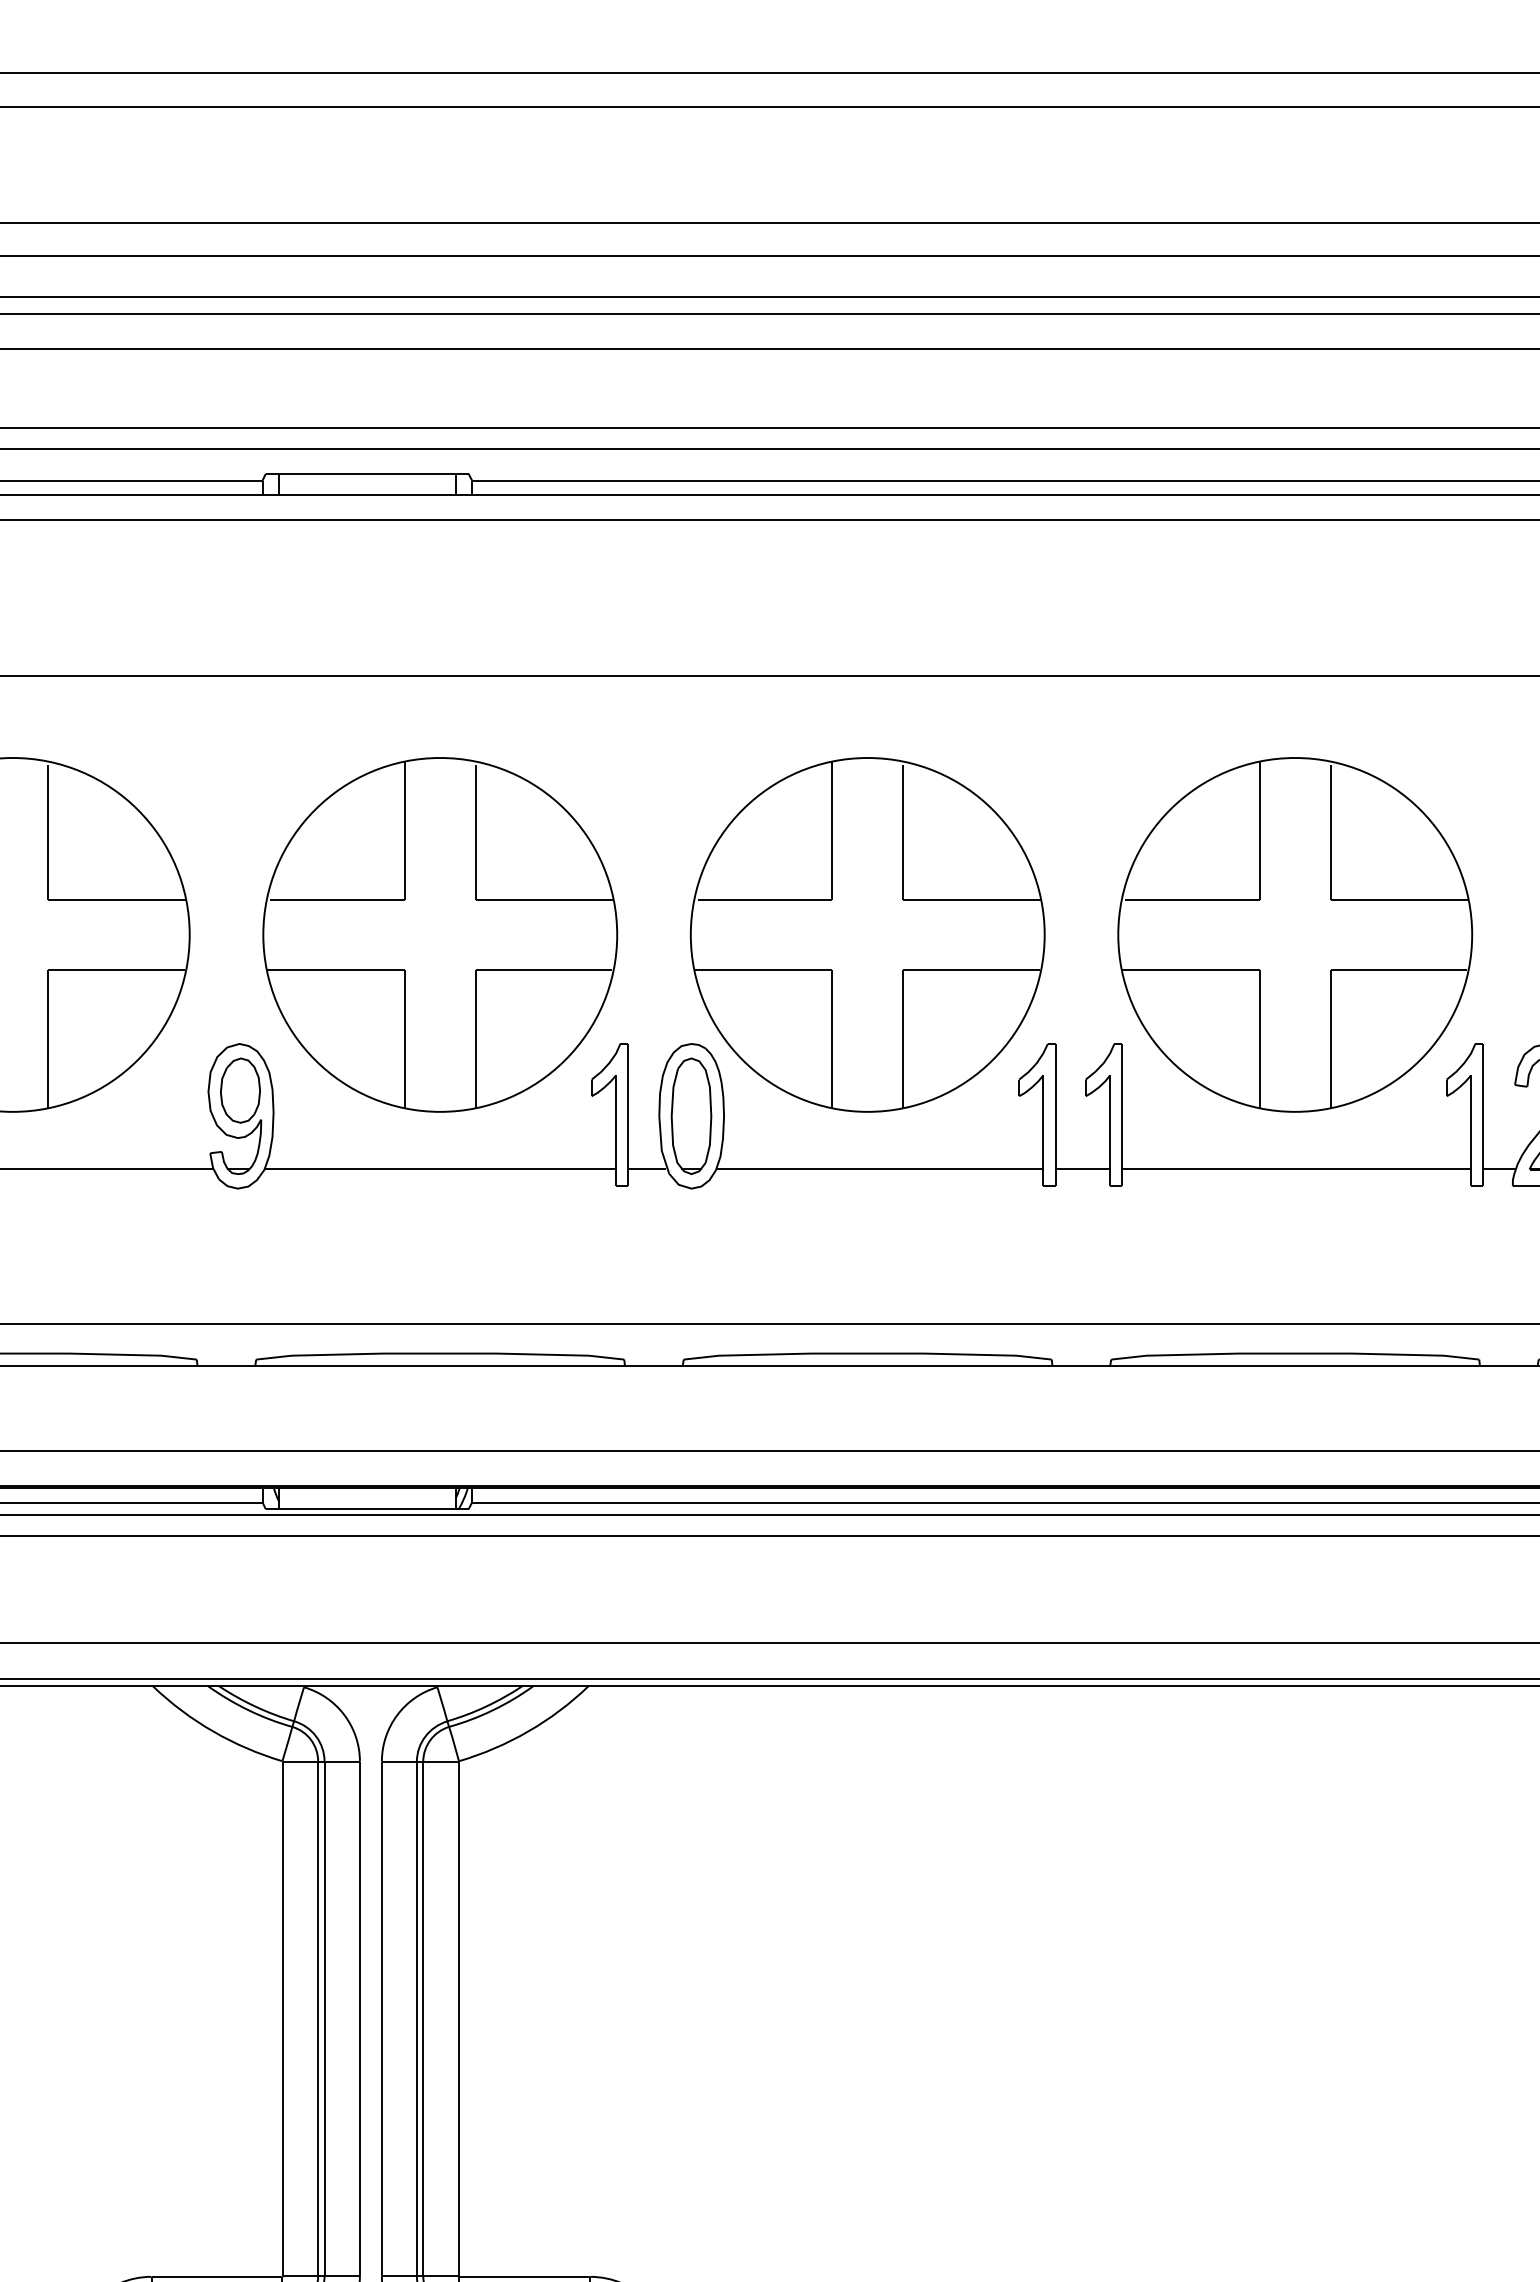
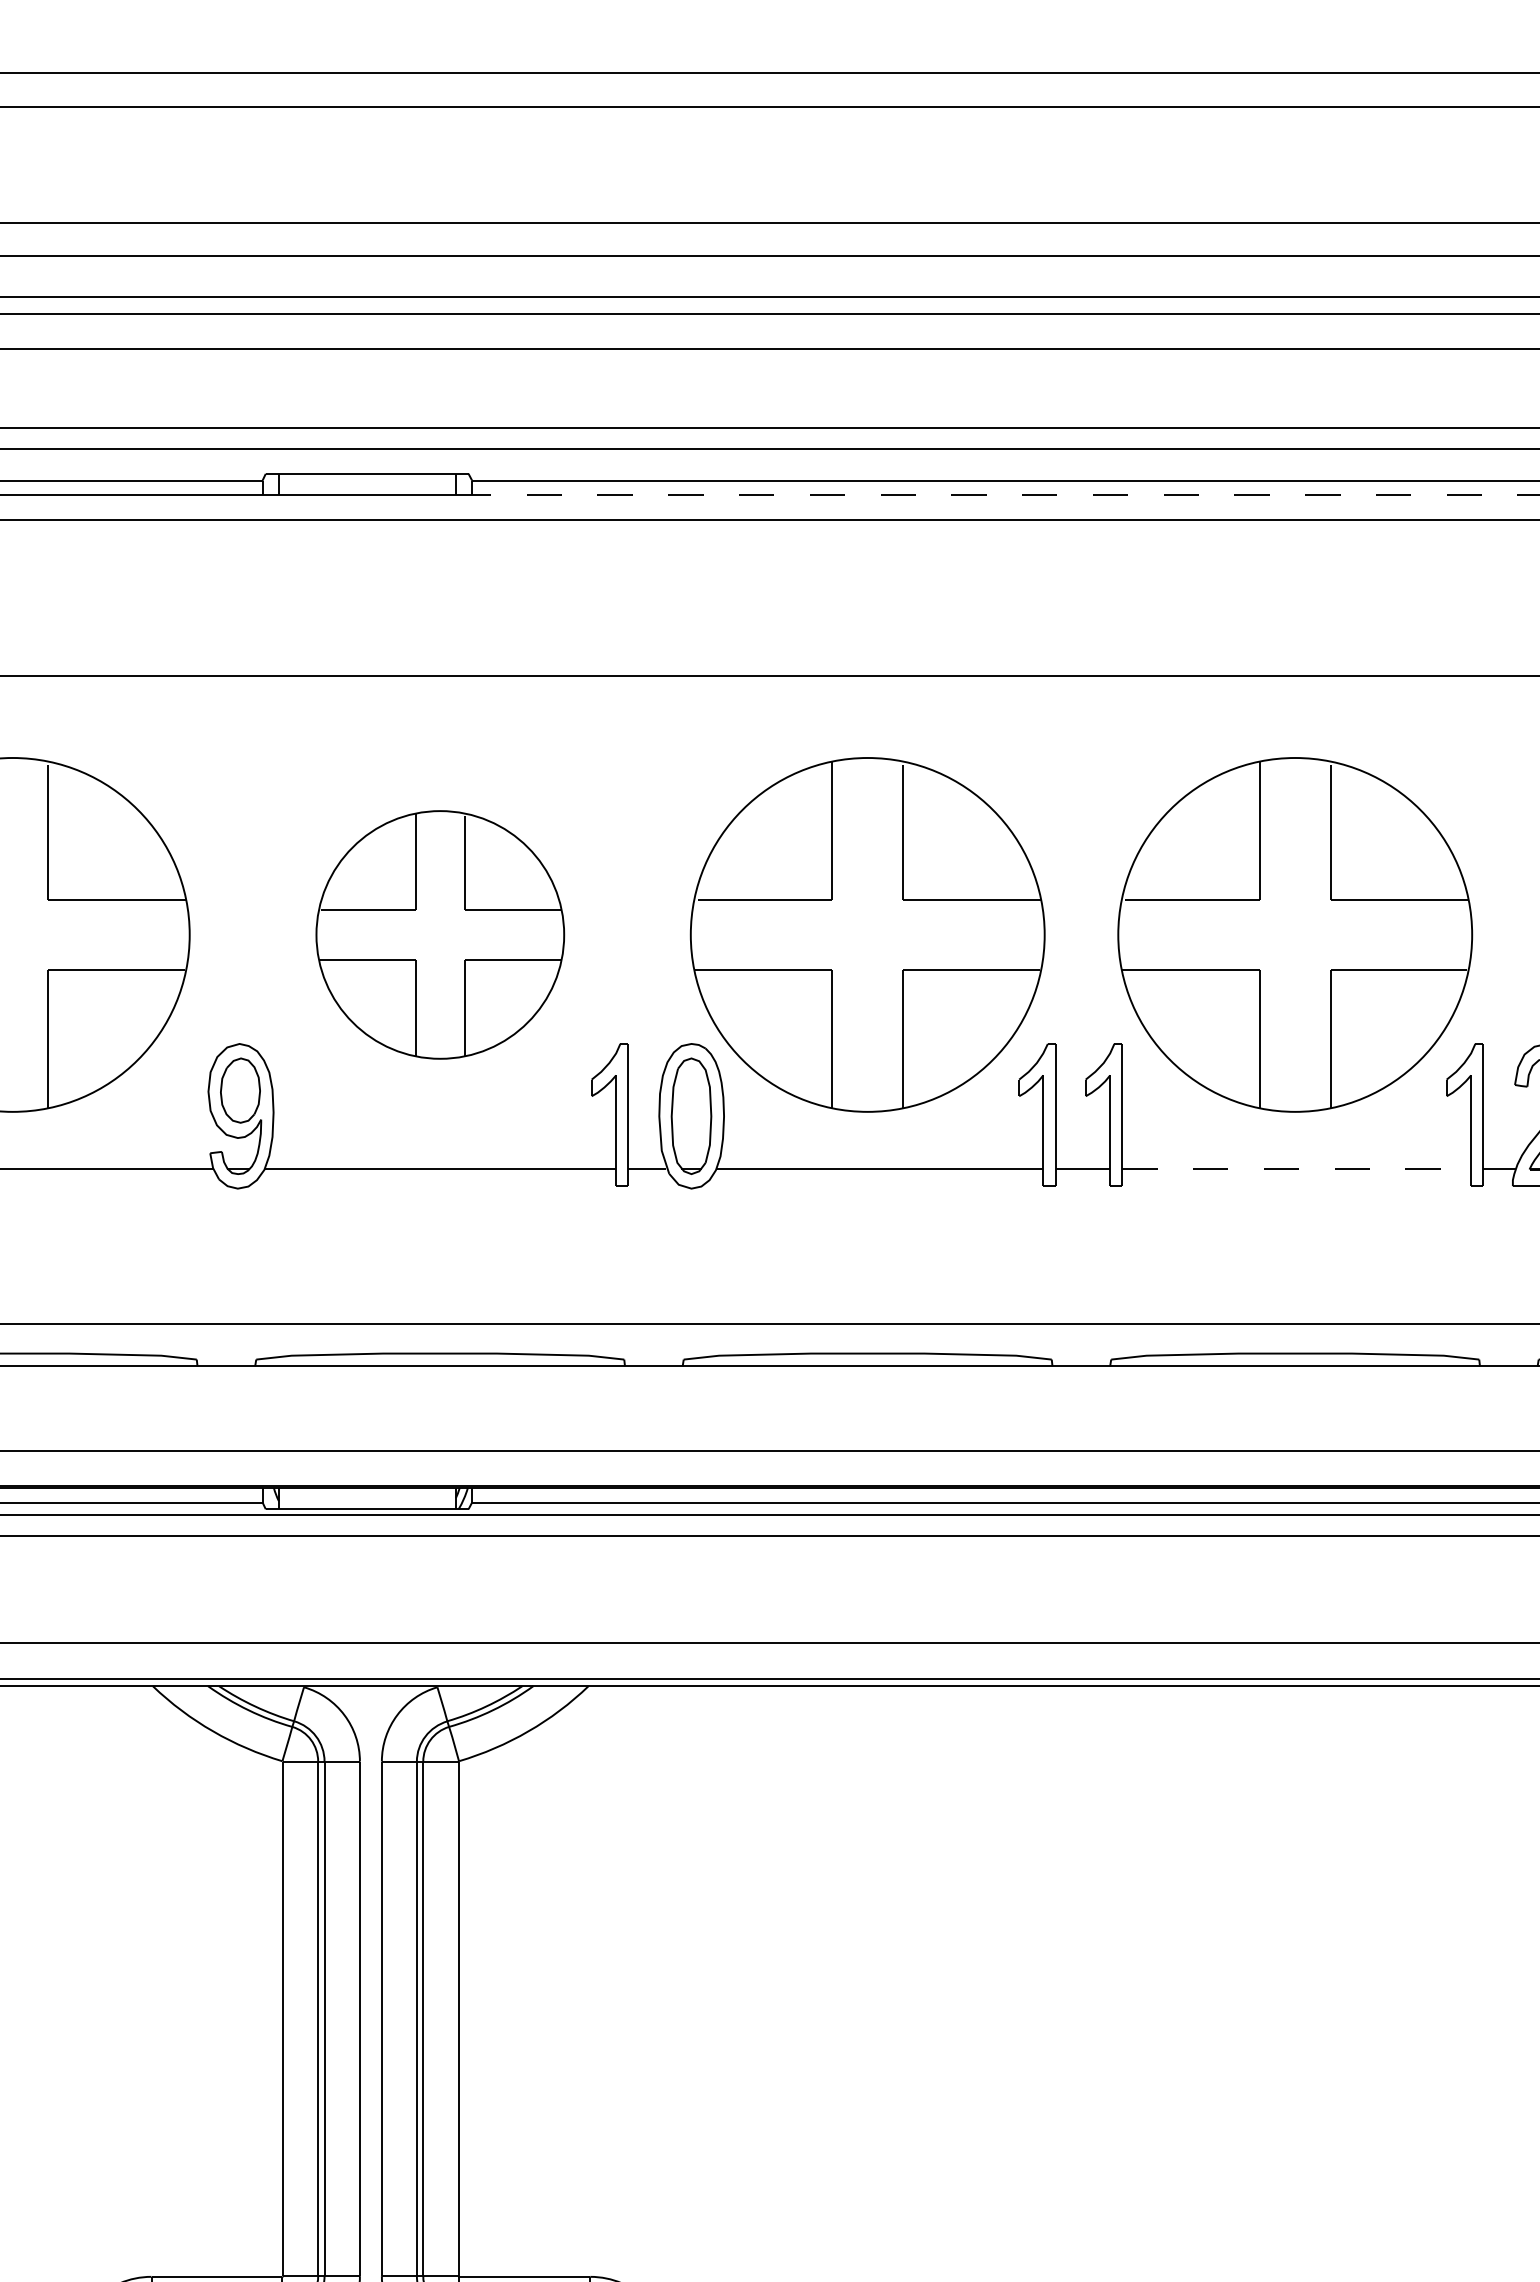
line: solid -> dashed (997, 495)
part size: 357x356 px -> 251x250 px (440, 934)
line: solid -> dashed (1297, 1168)
